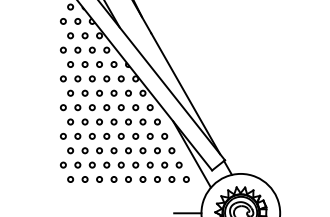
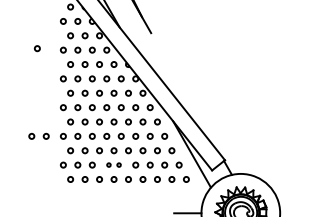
circle: none -> present (37, 48)
line: present -> none (185, 93)
part: none -> present (38, 135)
part size: 22x8 px -> 16x6 px (113, 164)
